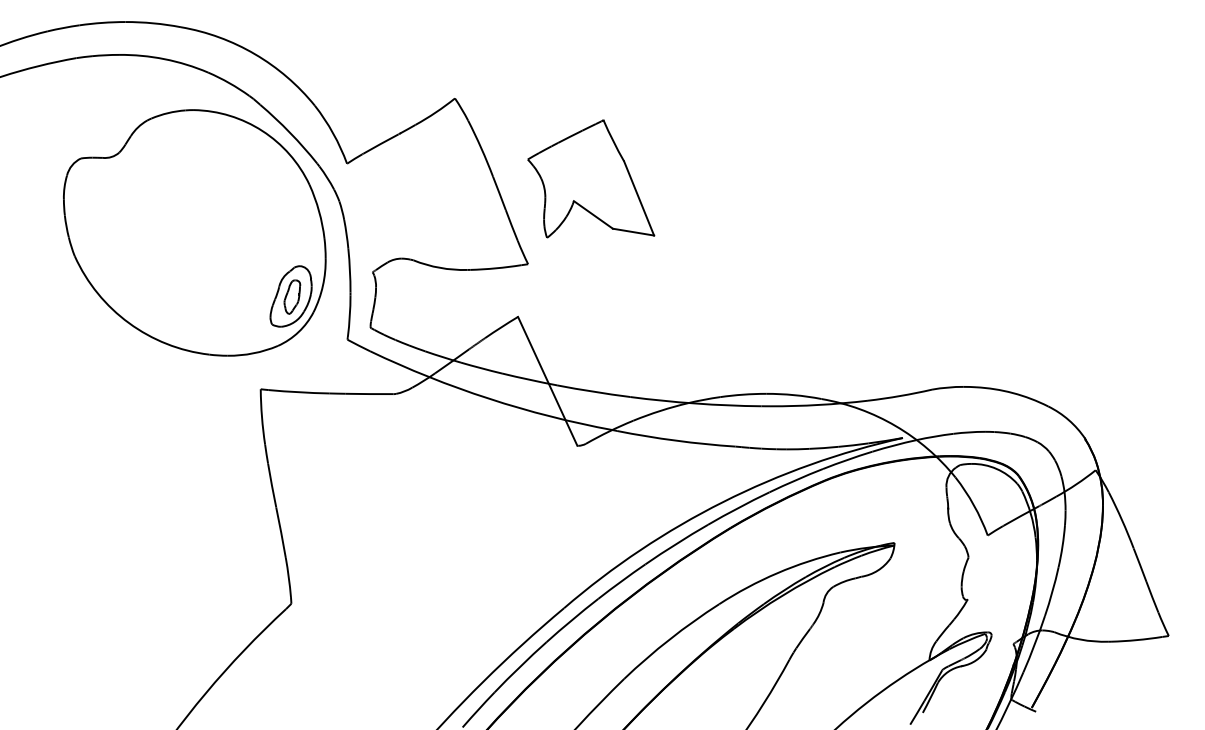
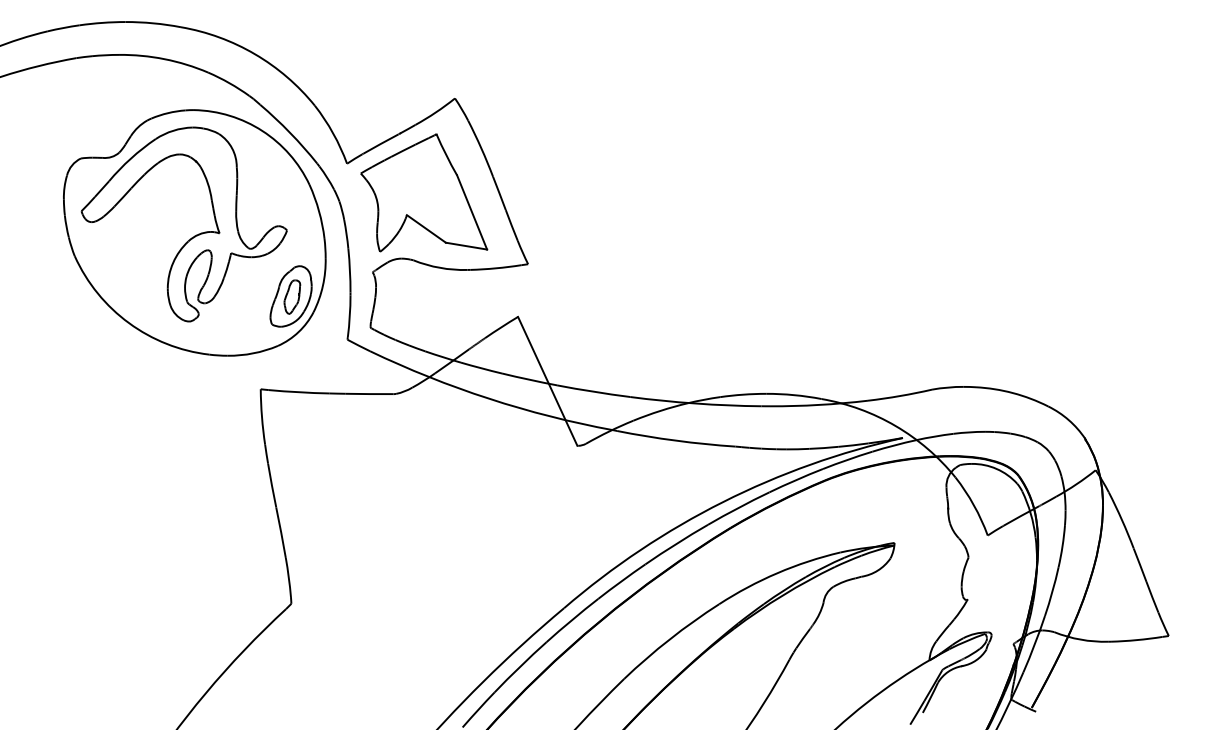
part position: (591, 178) -> (424, 192) (424, 192)
part: none -> present (191, 237)
